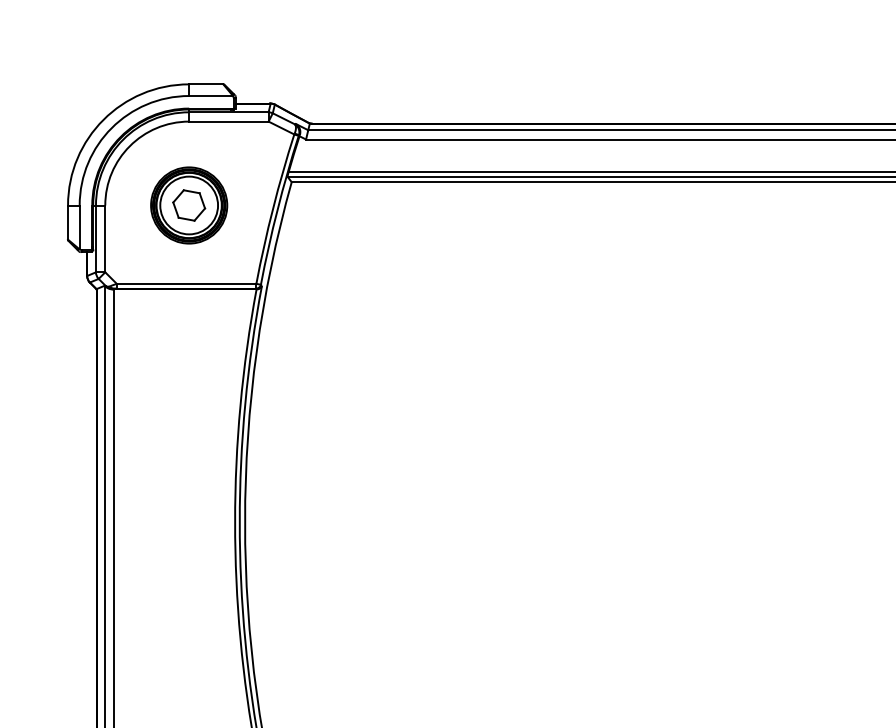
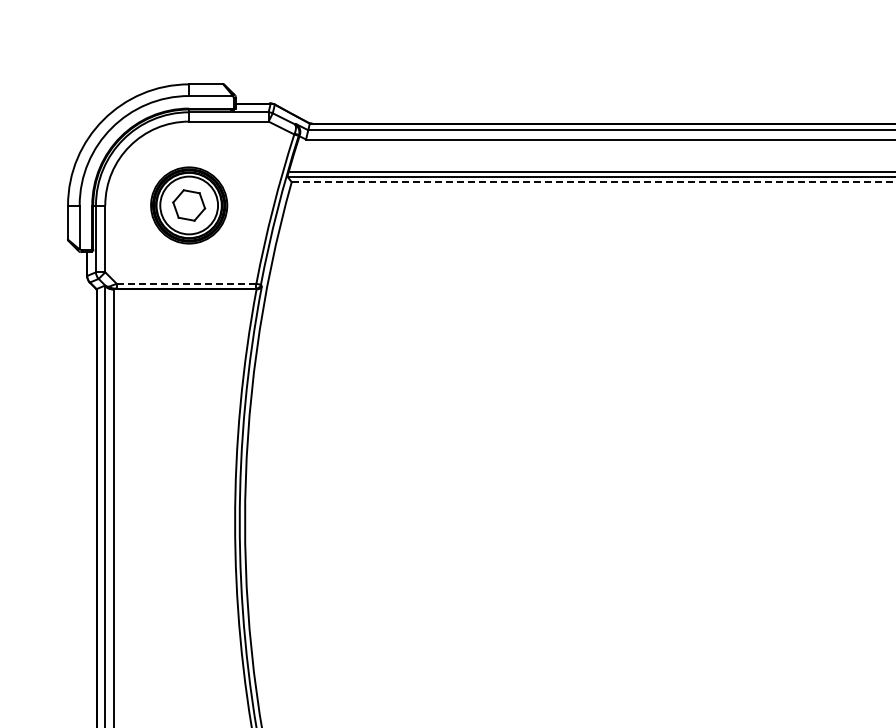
line: solid -> dashed (593, 182)
line: solid -> dashed (186, 283)
